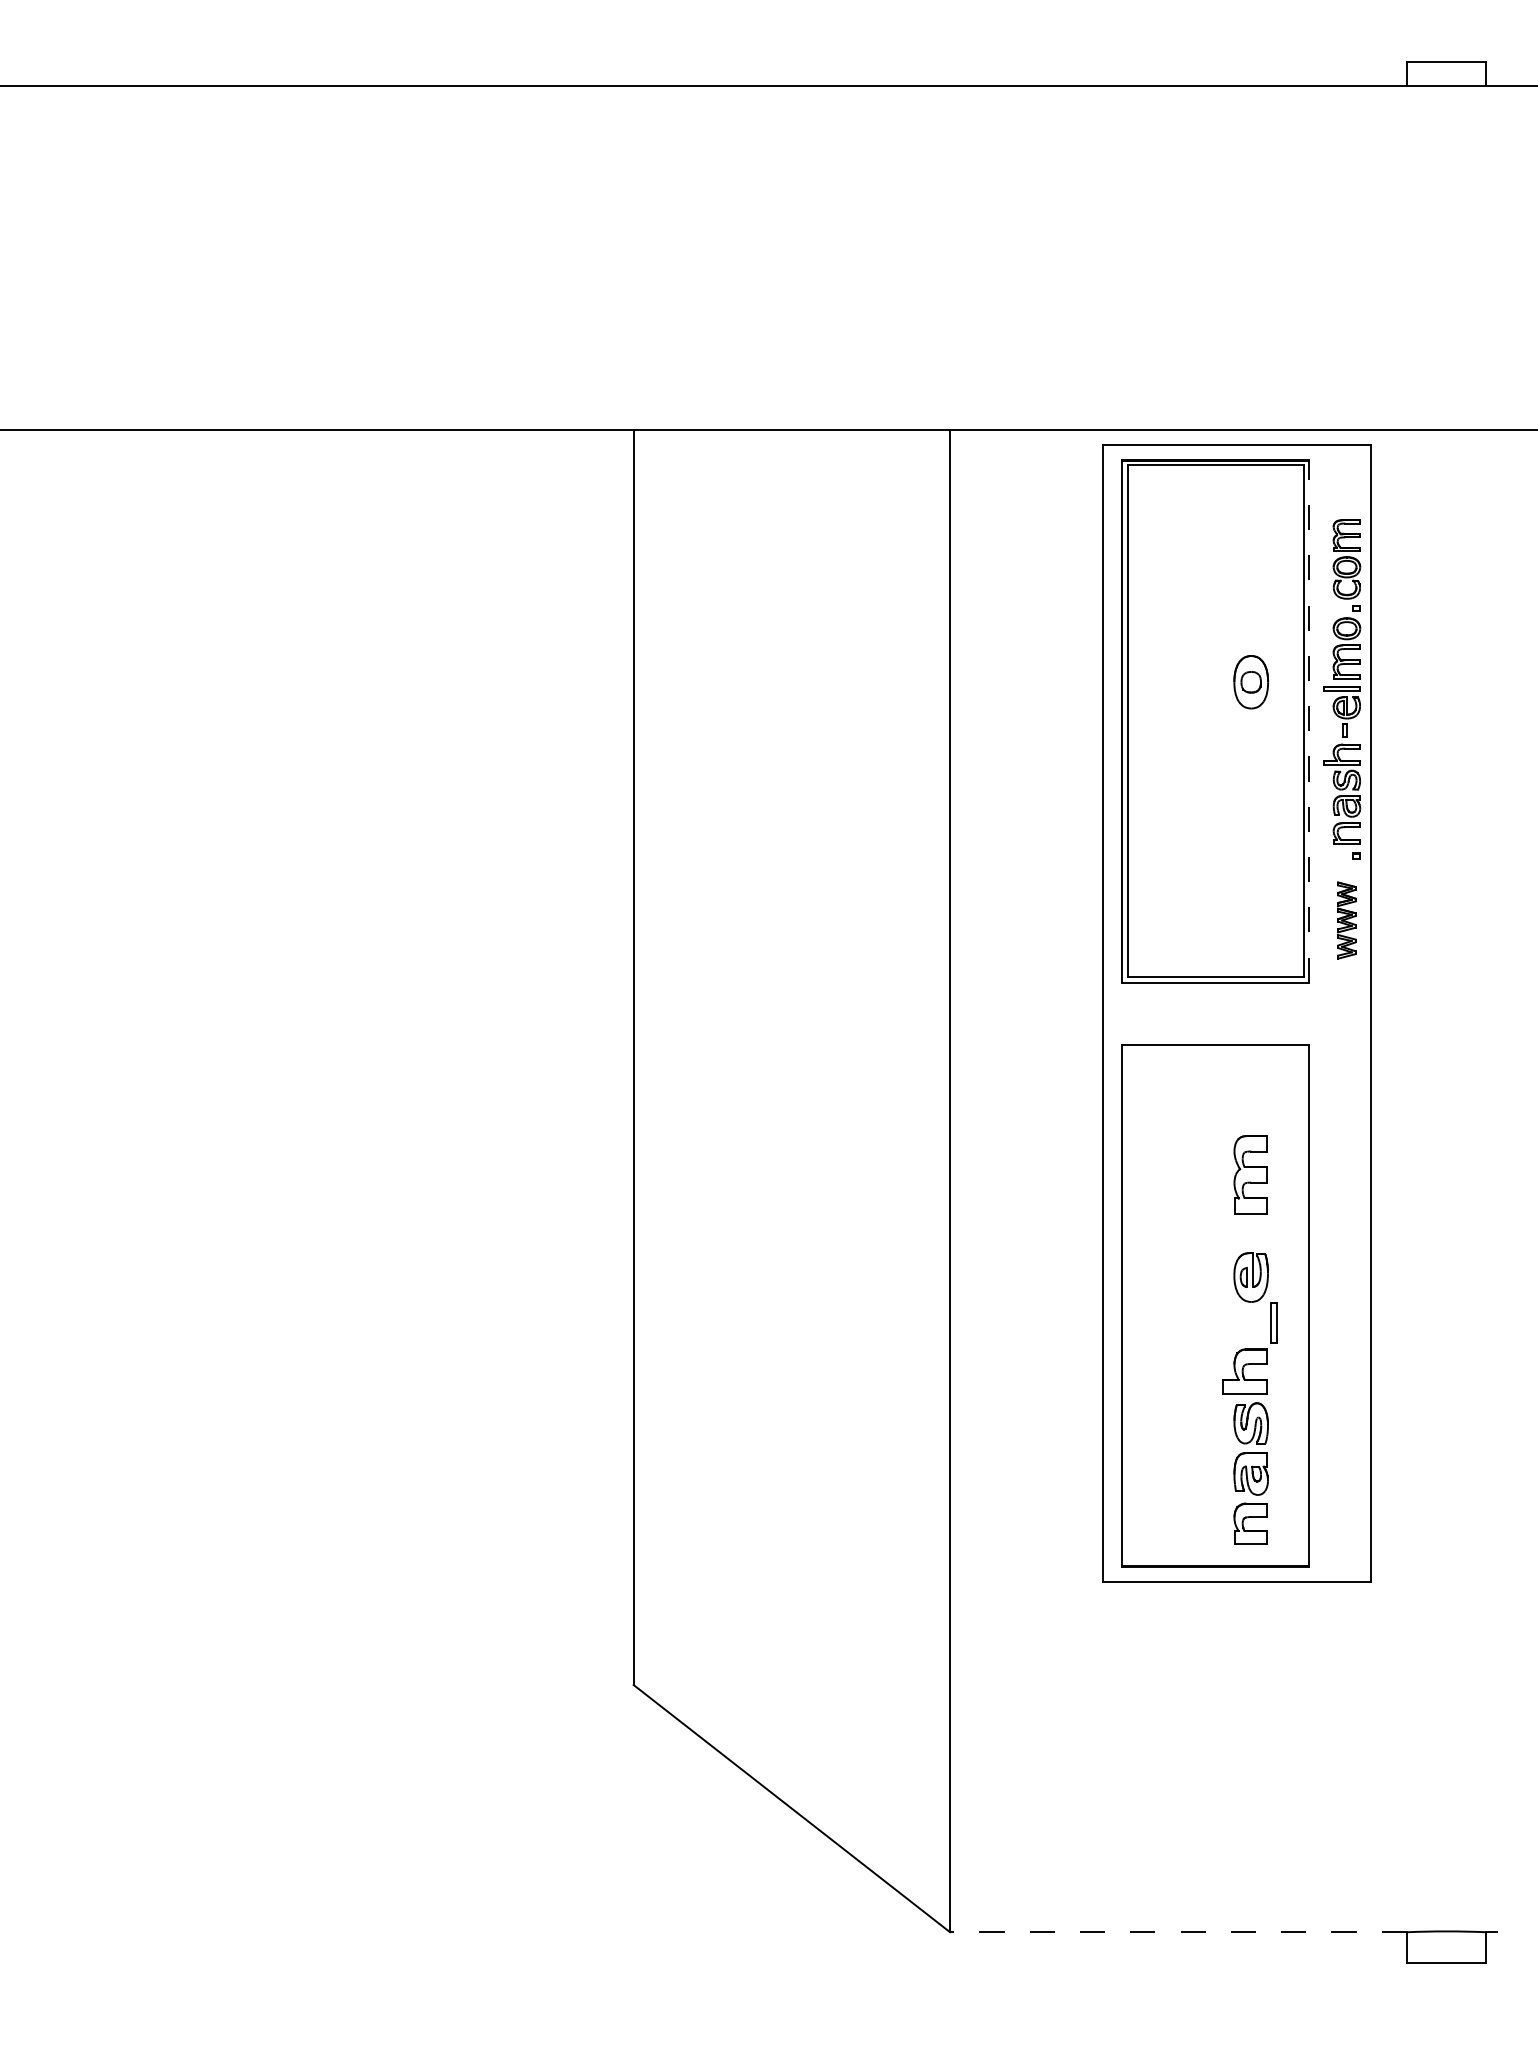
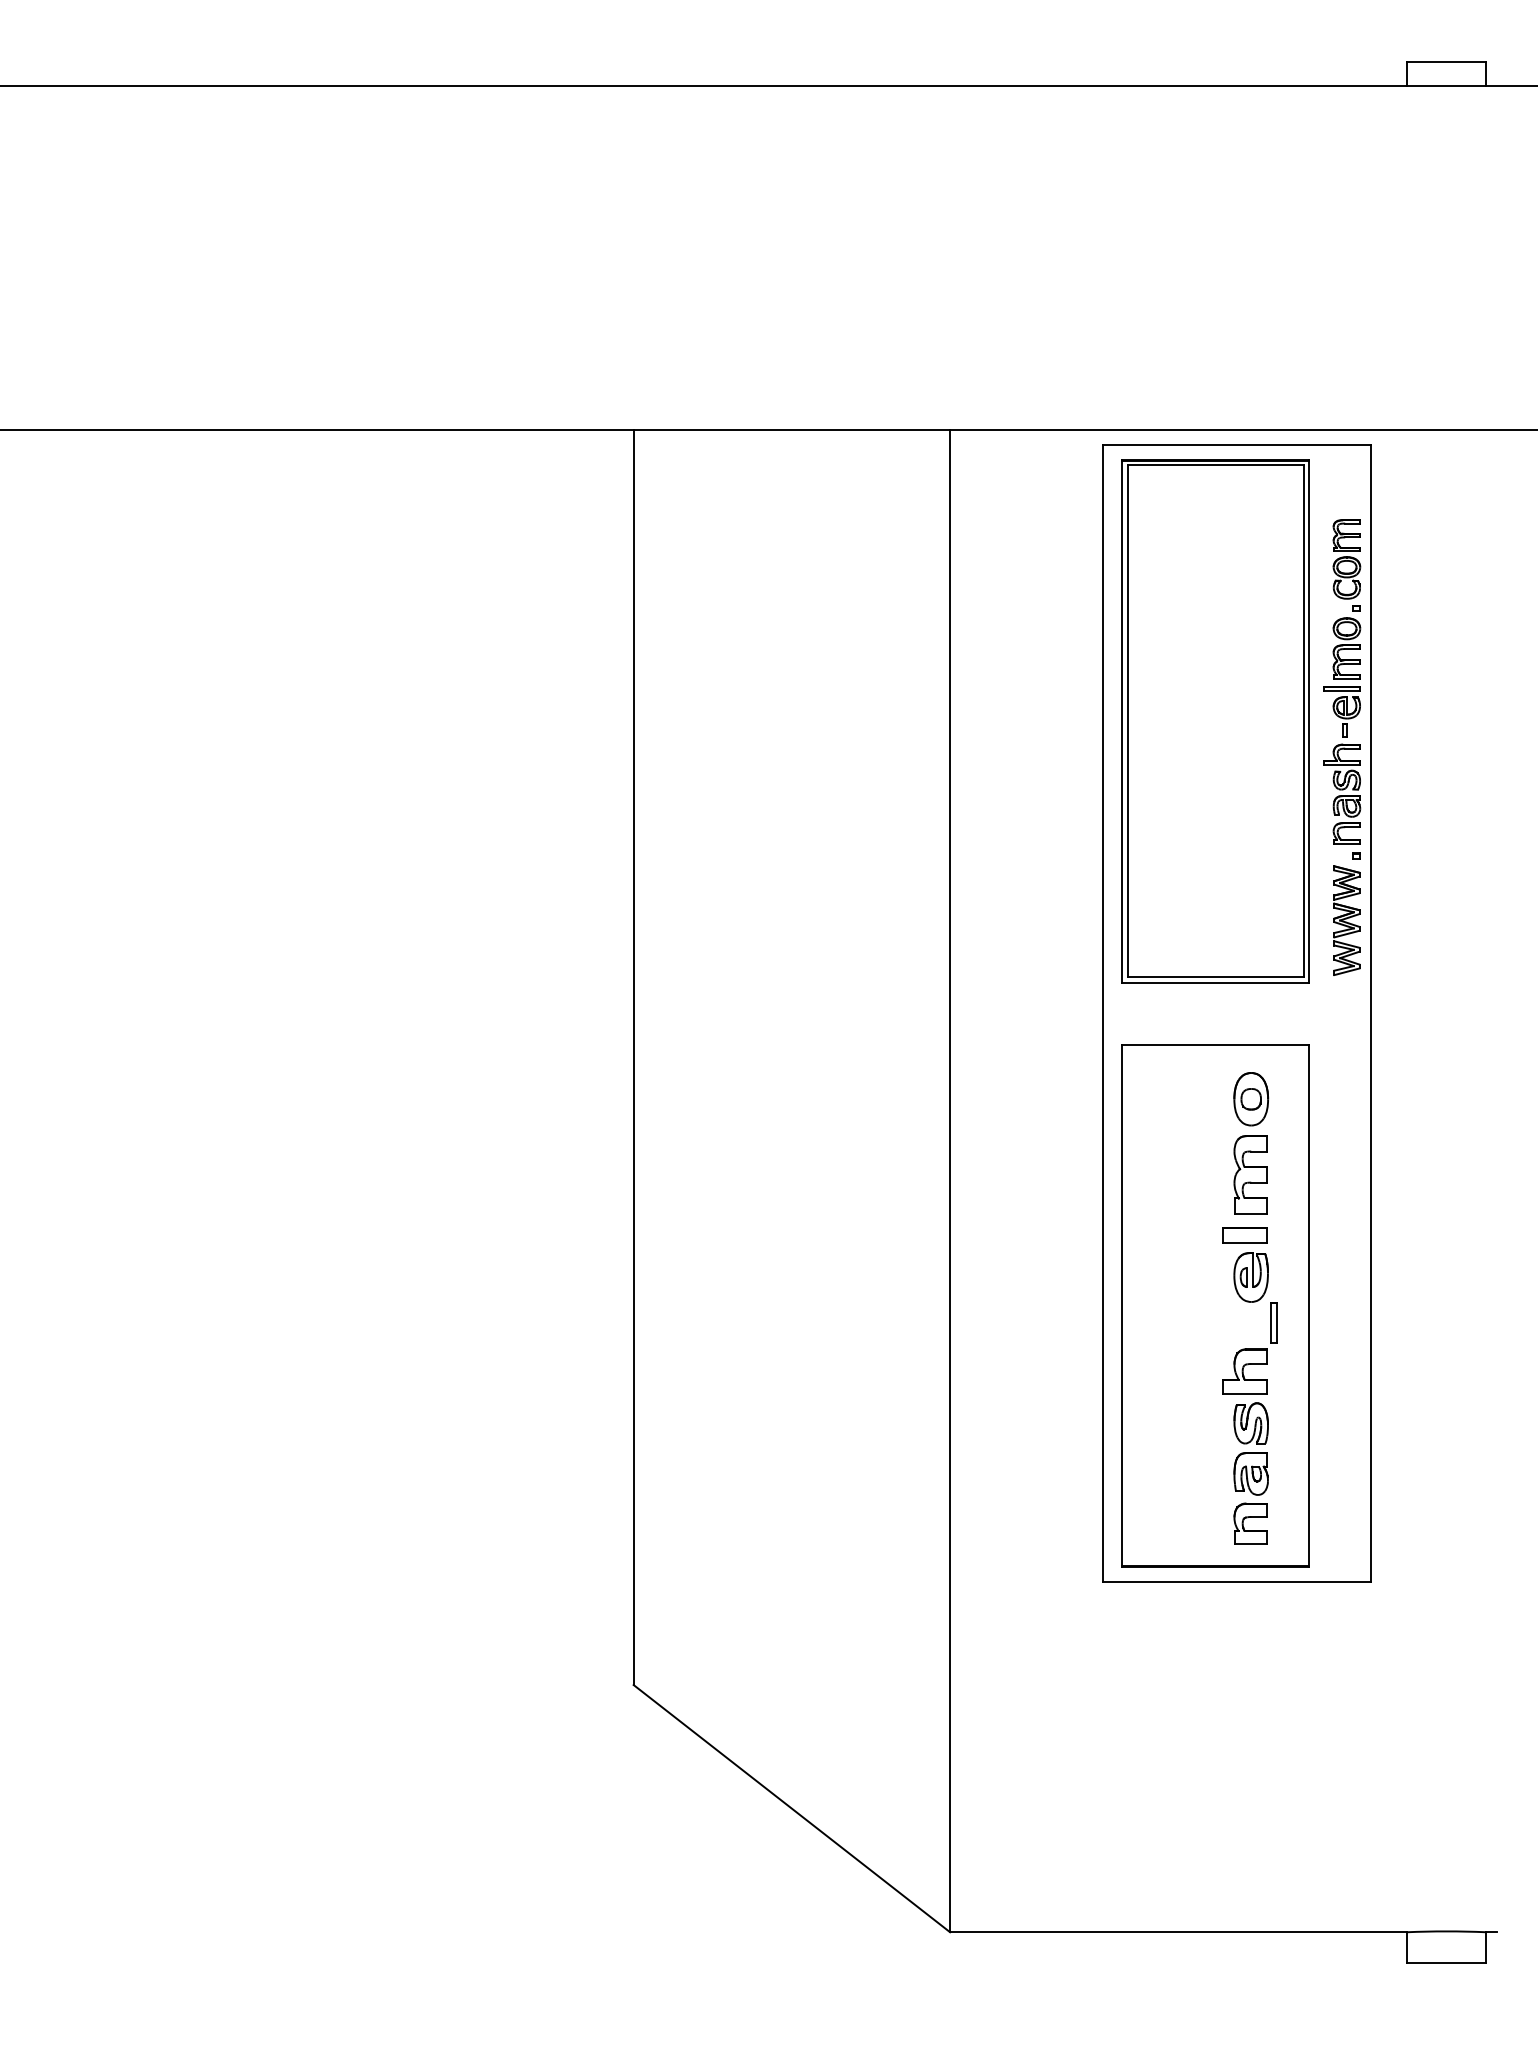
part position: (1251, 682) -> (1251, 1099) (1251, 1099)
line: dashed -> solid (1309, 721)
part size: 20x79 px -> 28x111 px (1346, 920)
part: none -> present (1244, 1235)
line: dashed -> solid (1177, 1932)
